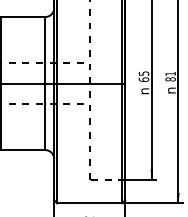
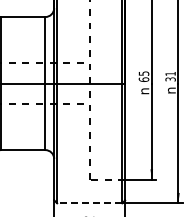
text: 81 -> 31 (170, 79)
line: solid -> dashed (89, 203)
